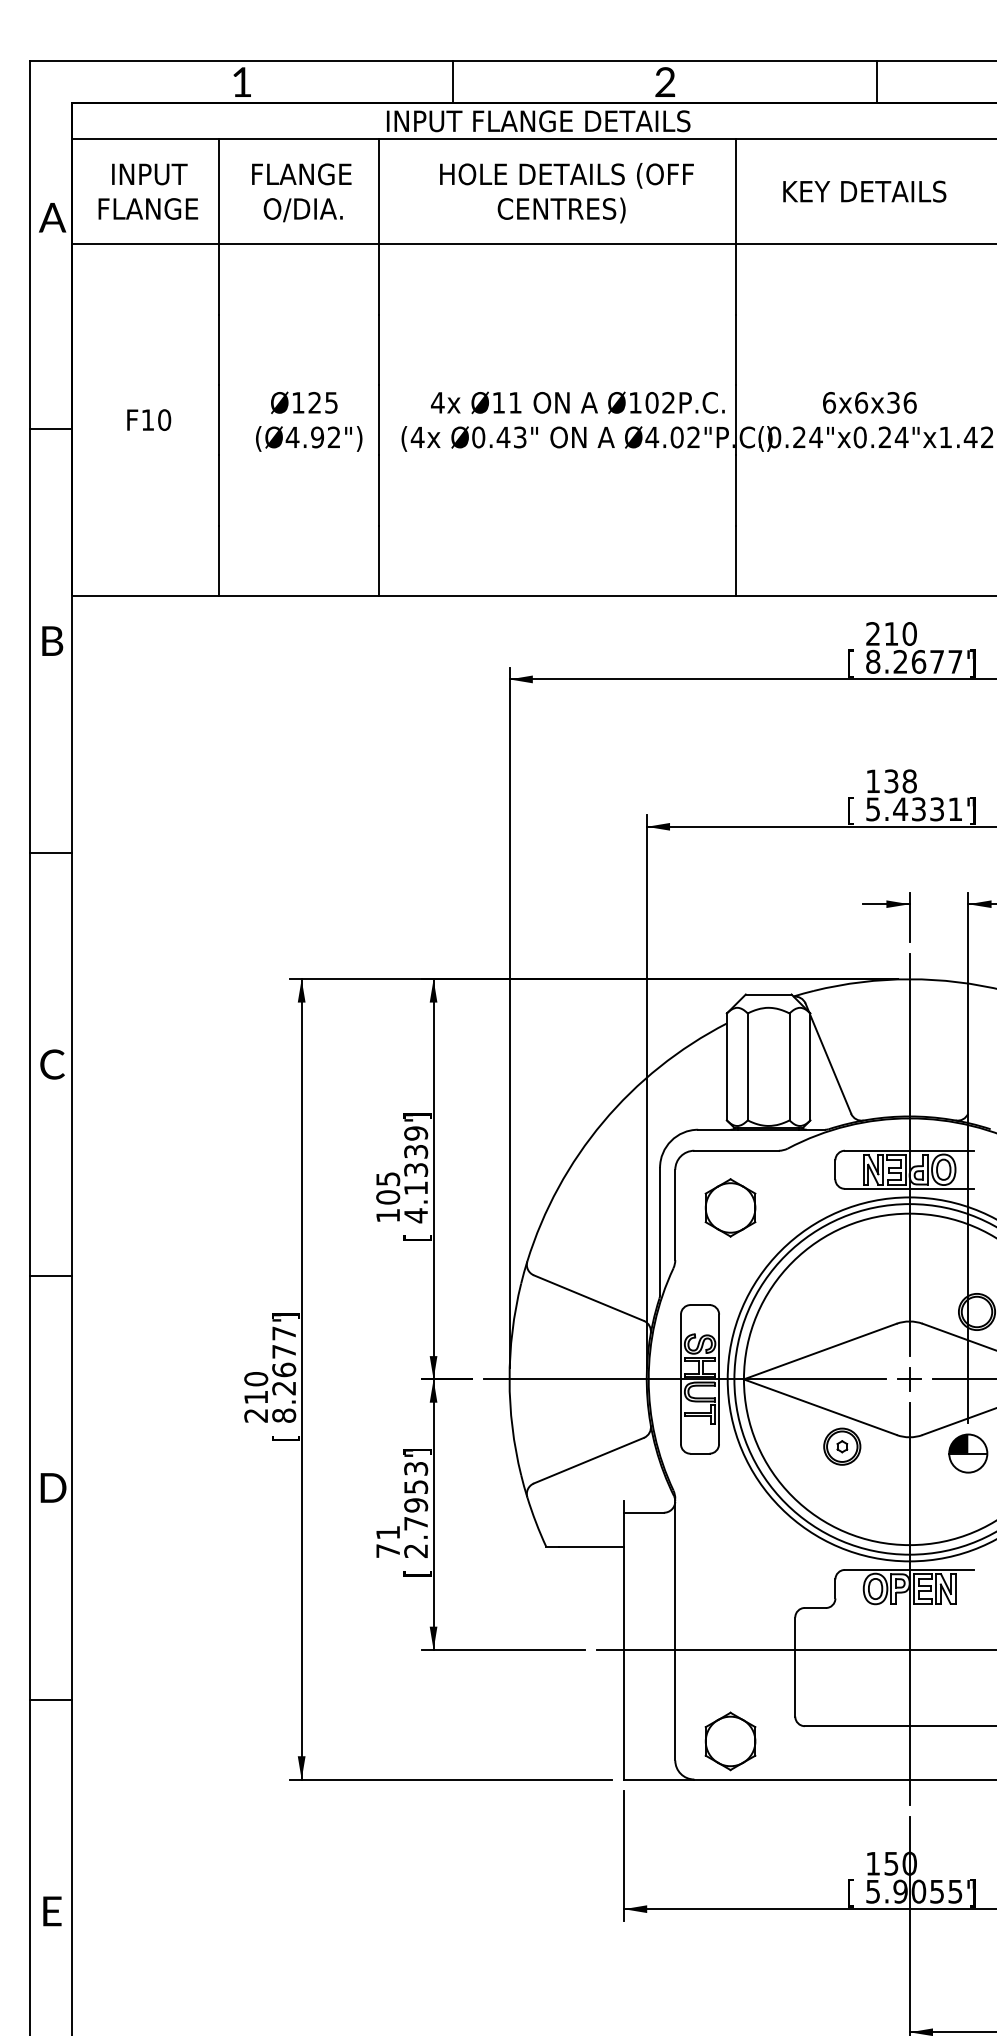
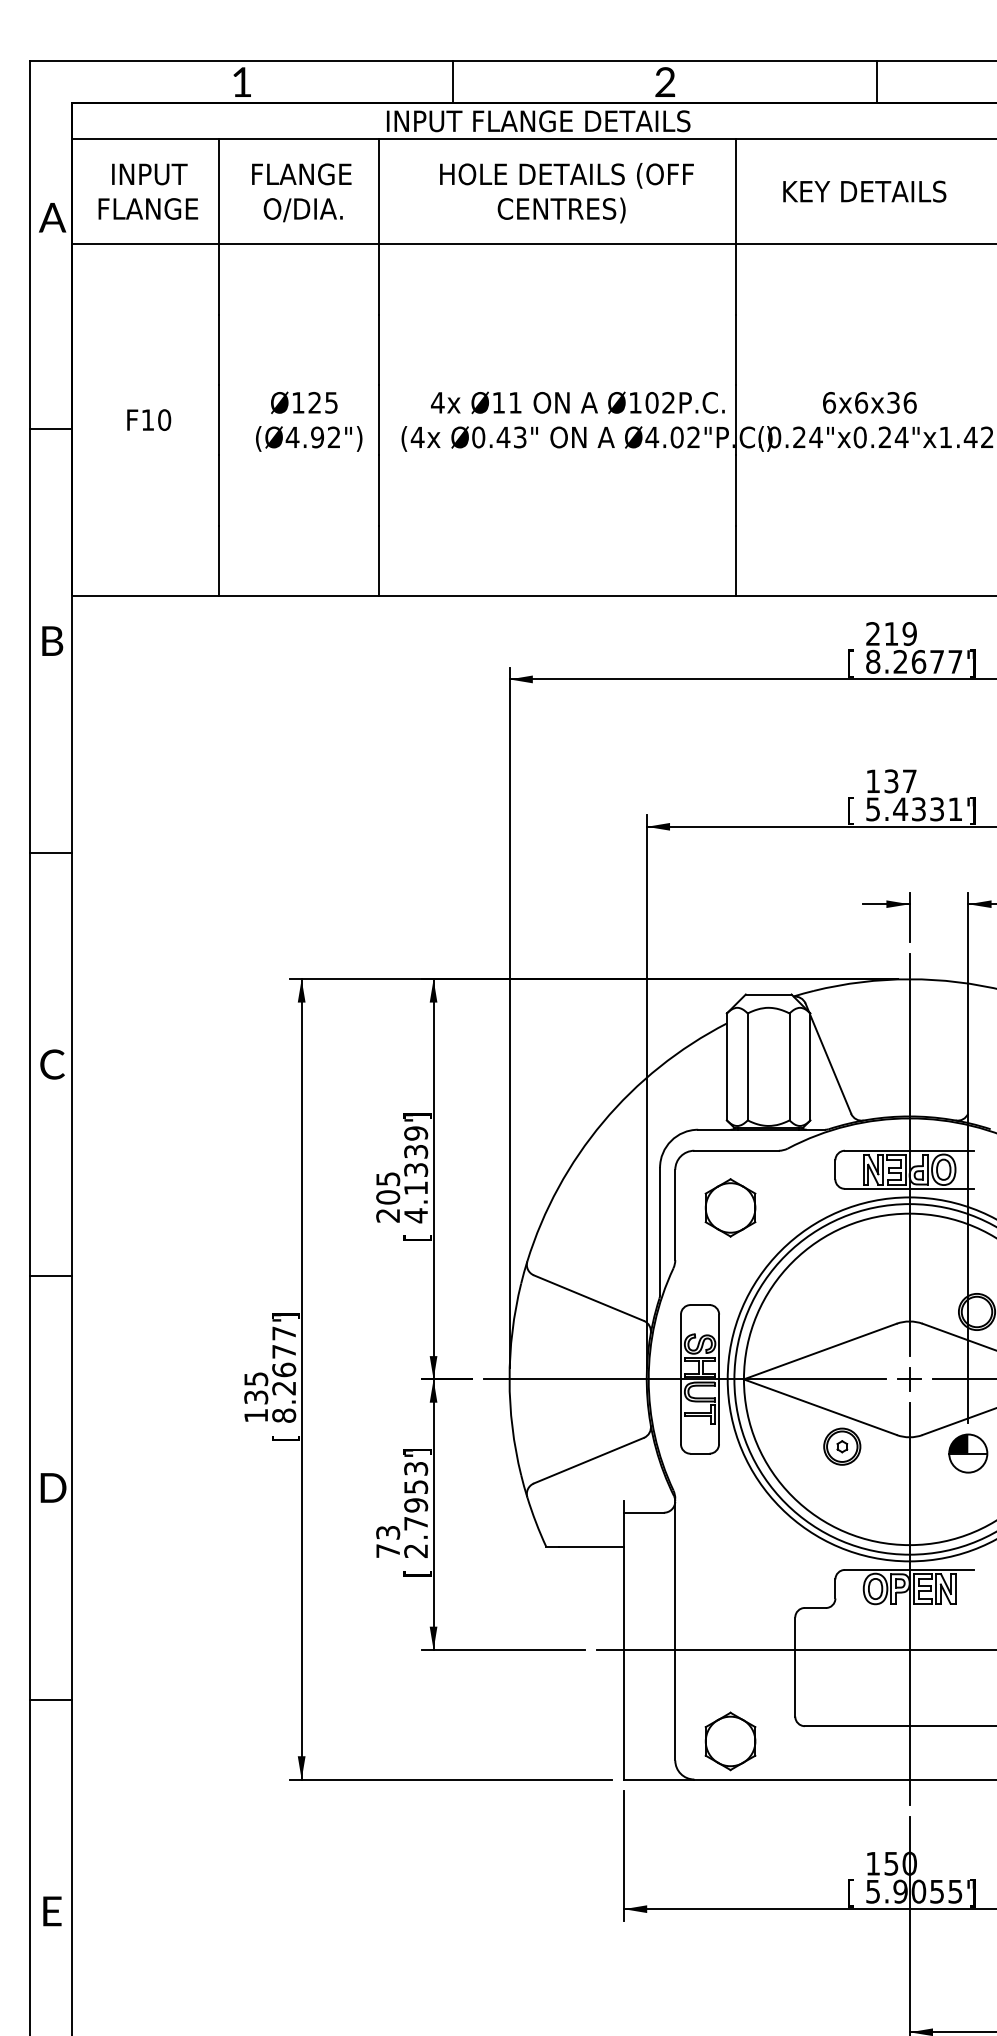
text: 210 -> 219 (909, 633)
text: 138 -> 137 (909, 781)
text: 105 -> 205 (387, 1215)
text: 210 -> 135 (256, 1397)
text: 71 -> 73 (388, 1532)
